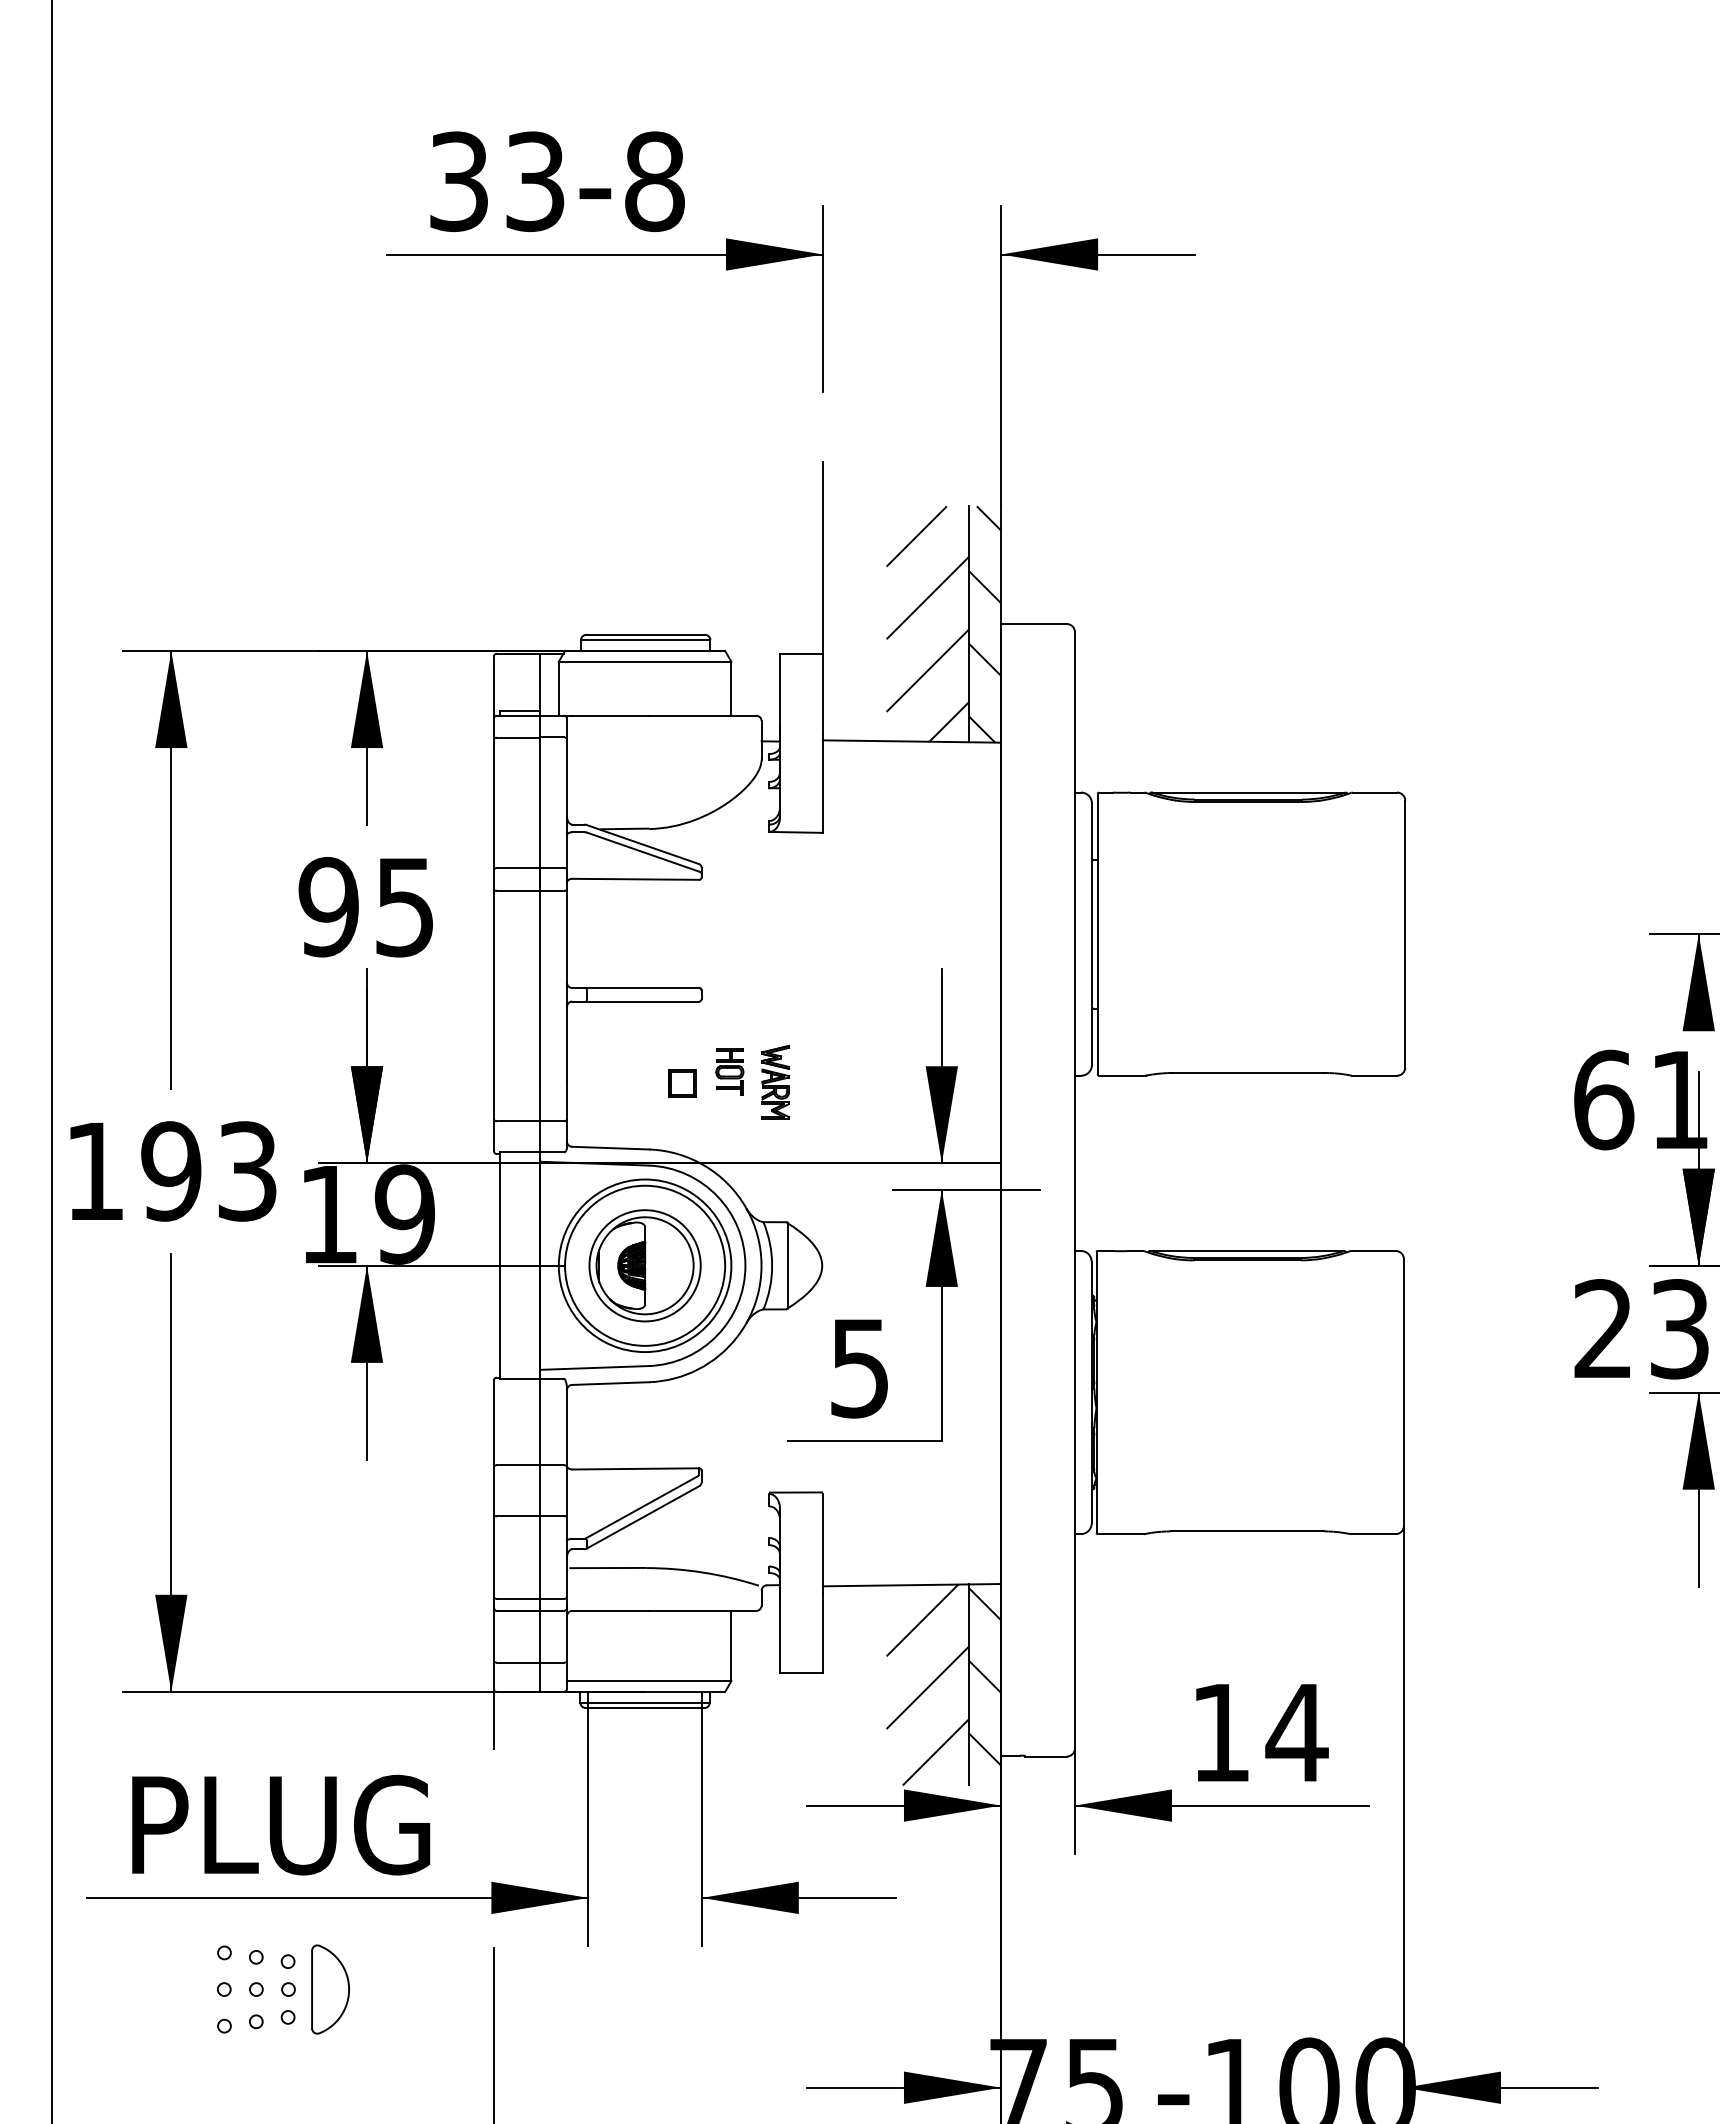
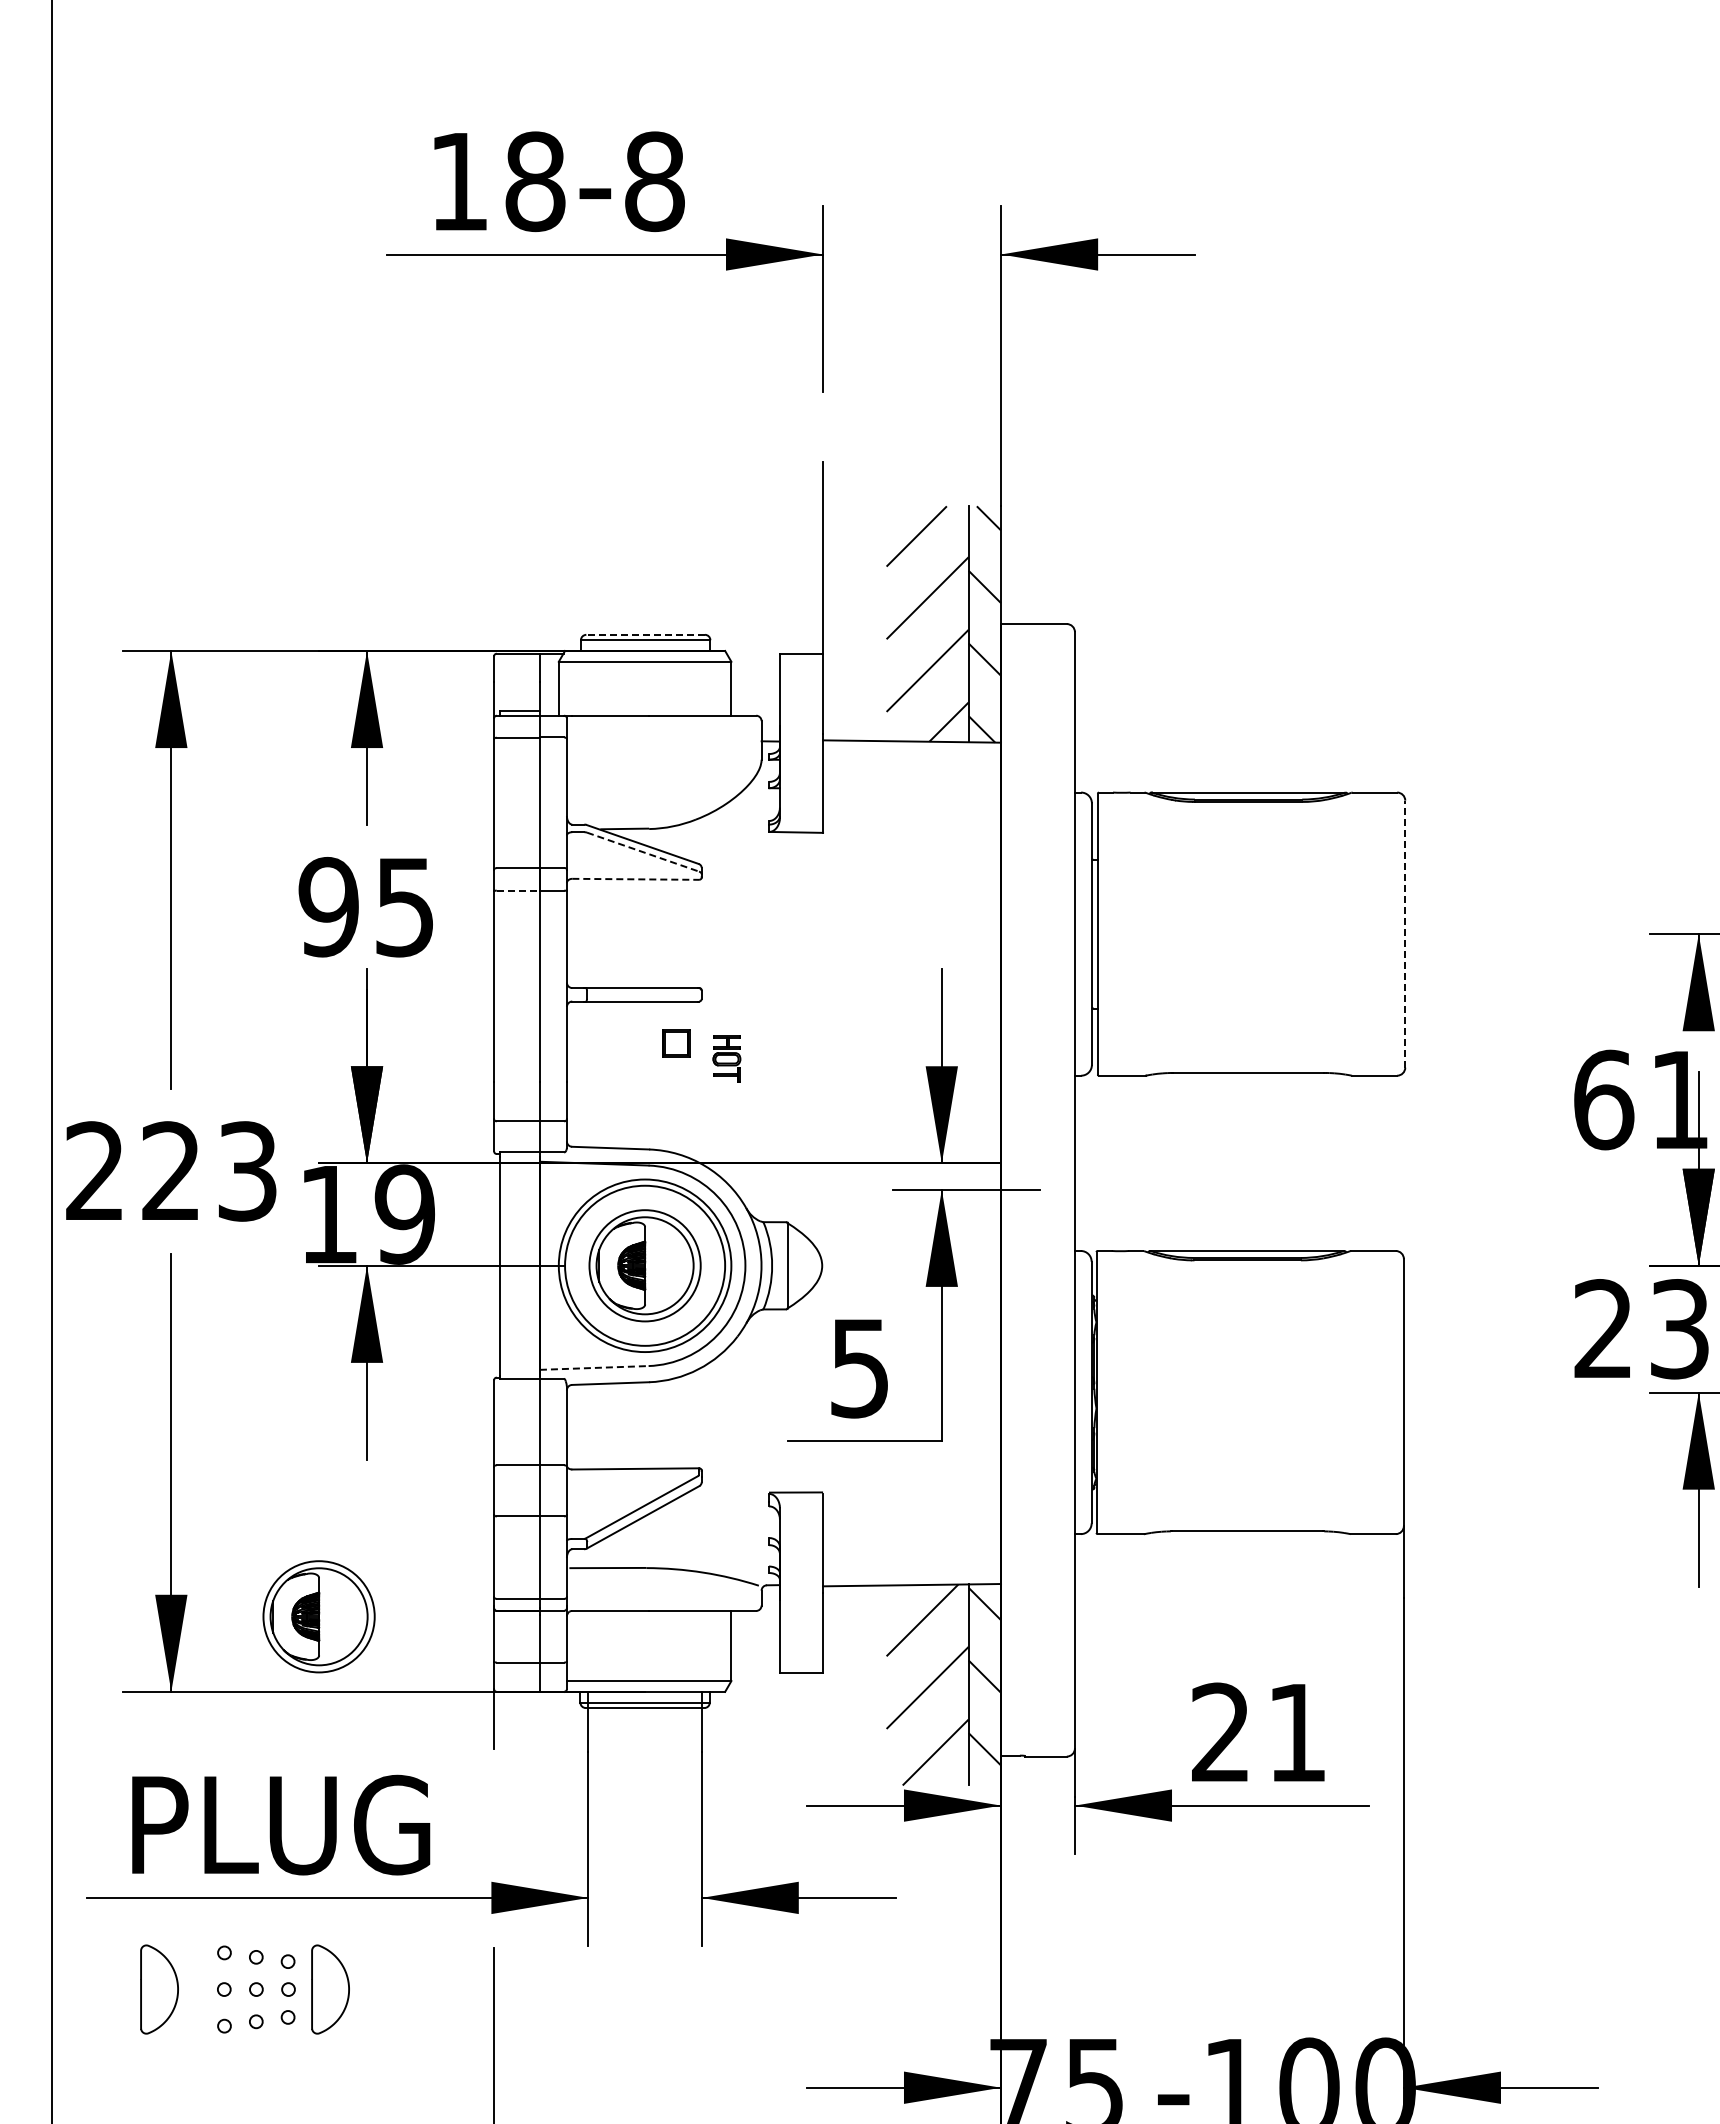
text: 33-8 -> 18-8 (497, 181)
line: solid -> dashed (645, 634)
line: solid -> dashed (643, 852)
line: solid -> dashed (636, 879)
line: solid -> dashed (518, 890)
line: solid -> dashed (1405, 933)
part position: (729, 1071) -> (726, 1058) (726, 1058)
part: present -> none (775, 1081)
part position: (682, 1083) -> (676, 1043) (676, 1043)
text: 193 -> 223 (133, 1171)
line: solid -> dashed (594, 1367)
part: none -> present (318, 1616)
text: 14 -> 21 (1260, 1731)
part: none -> present (159, 1989)
